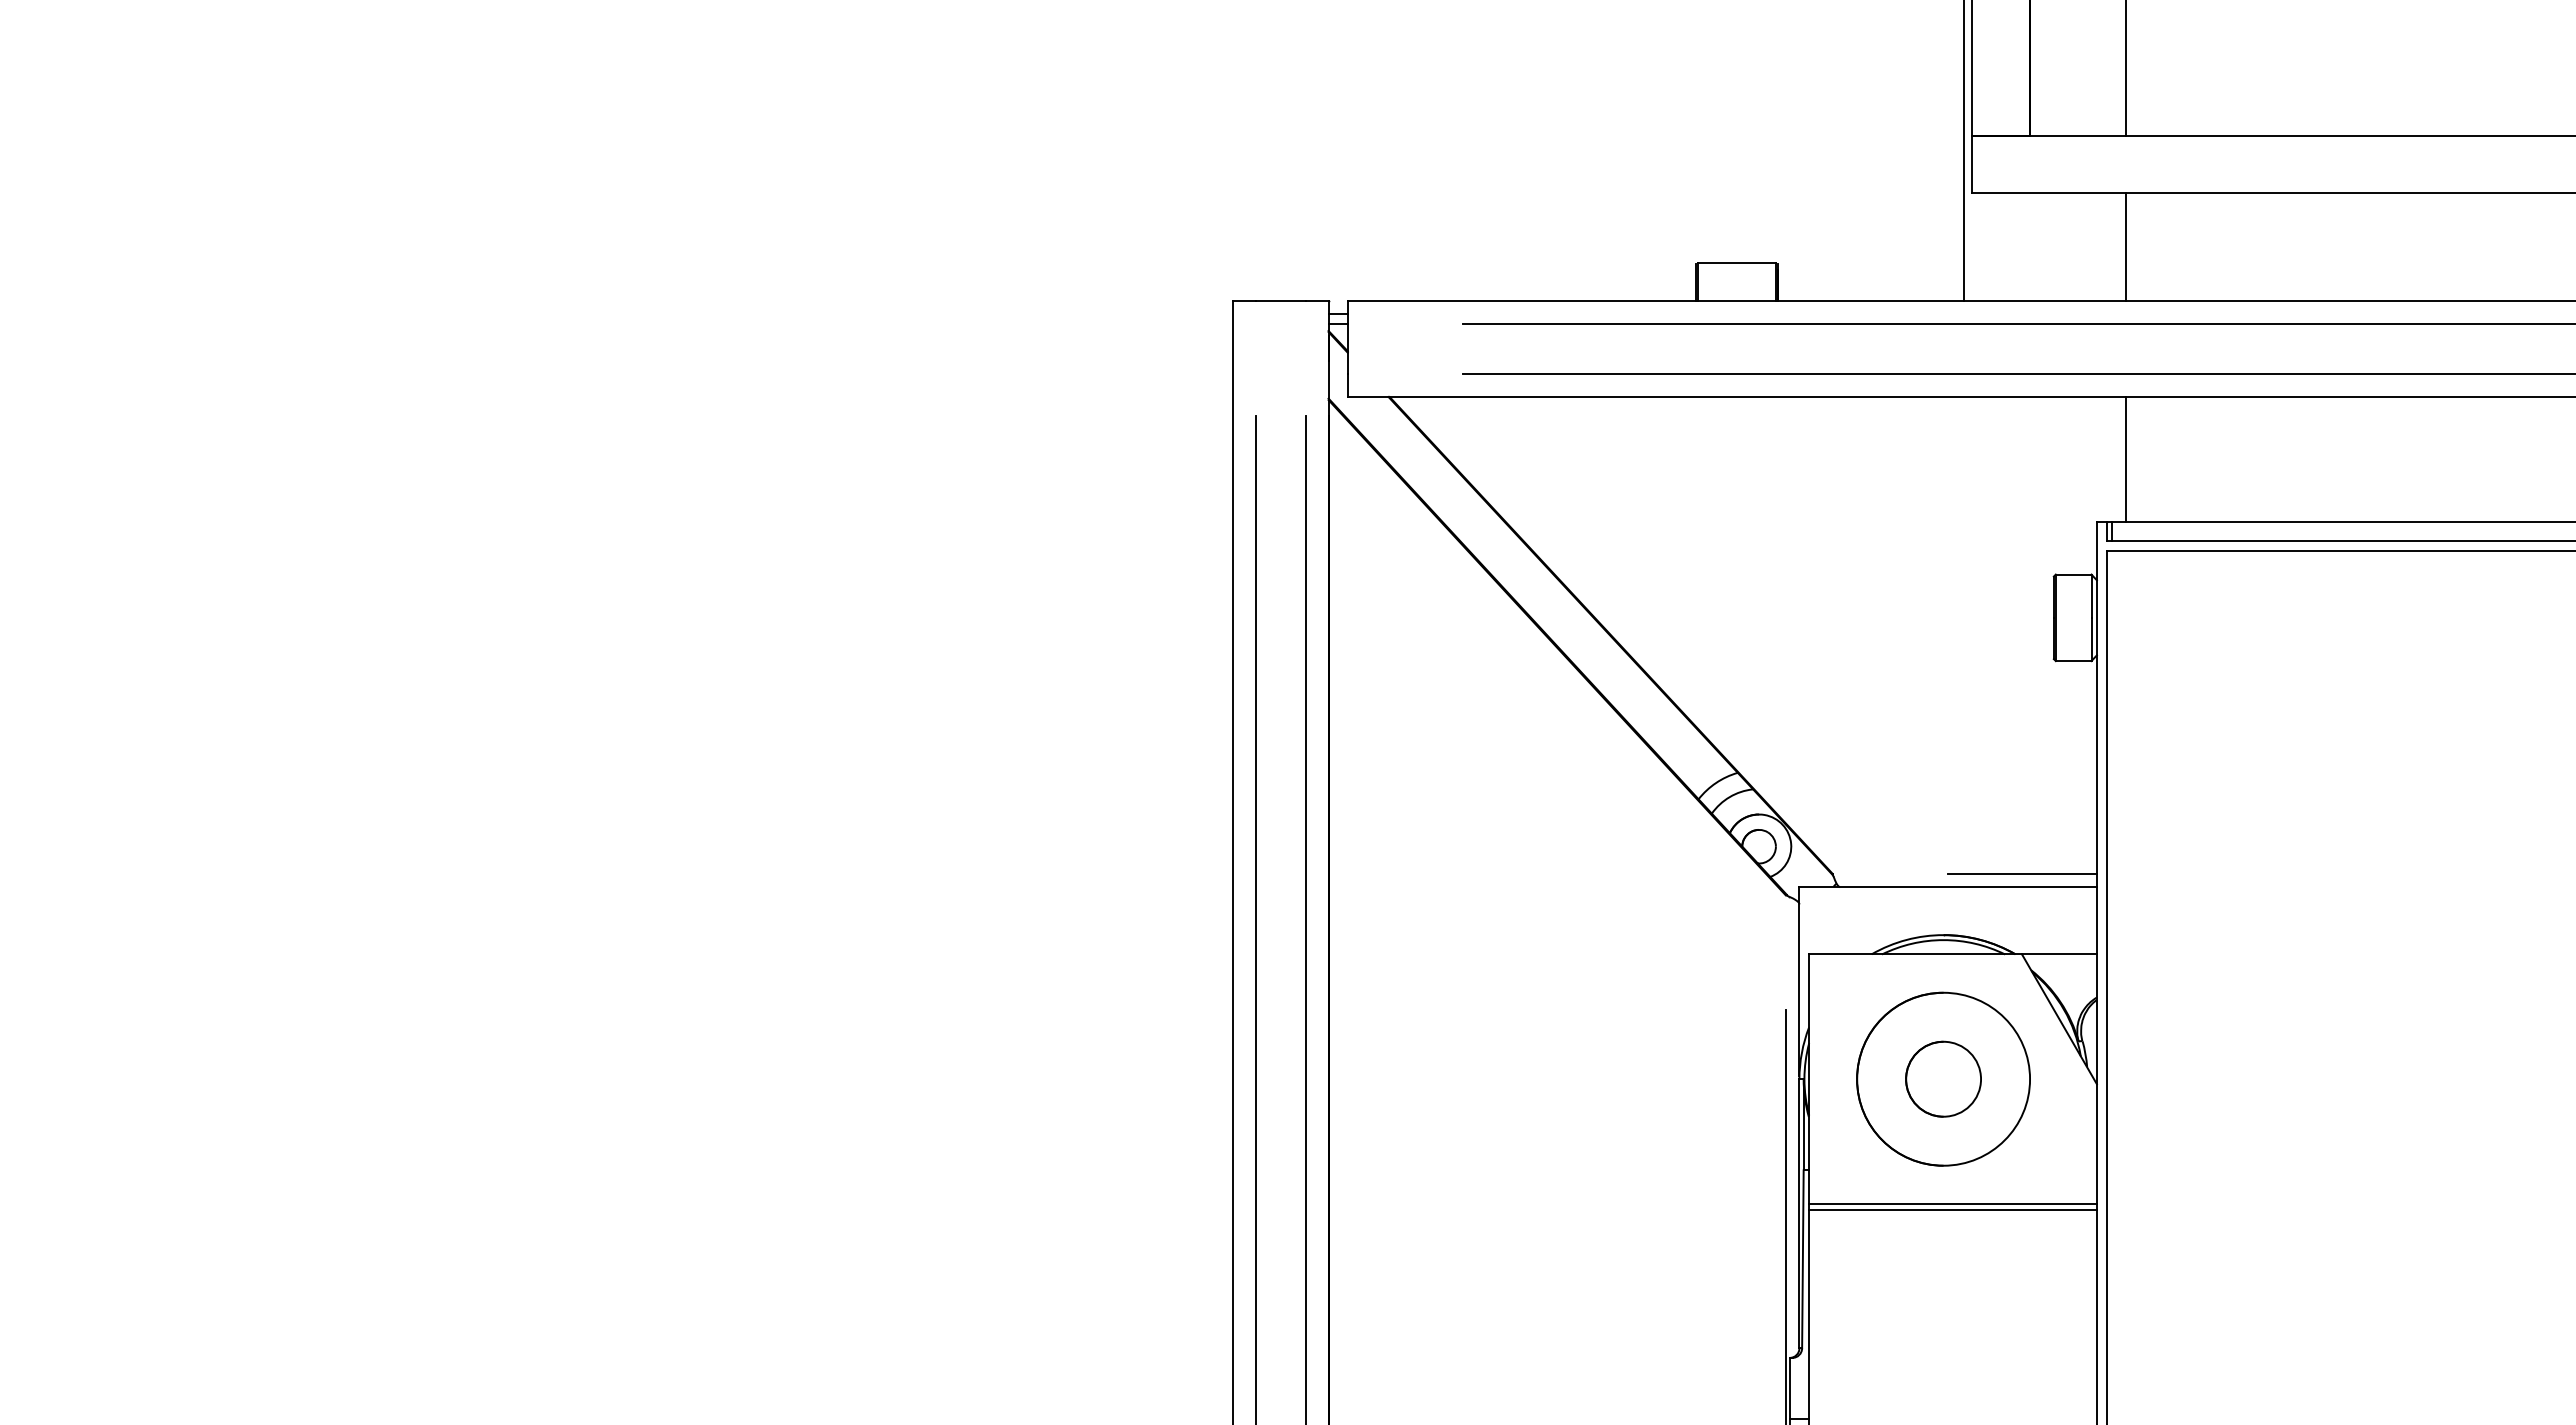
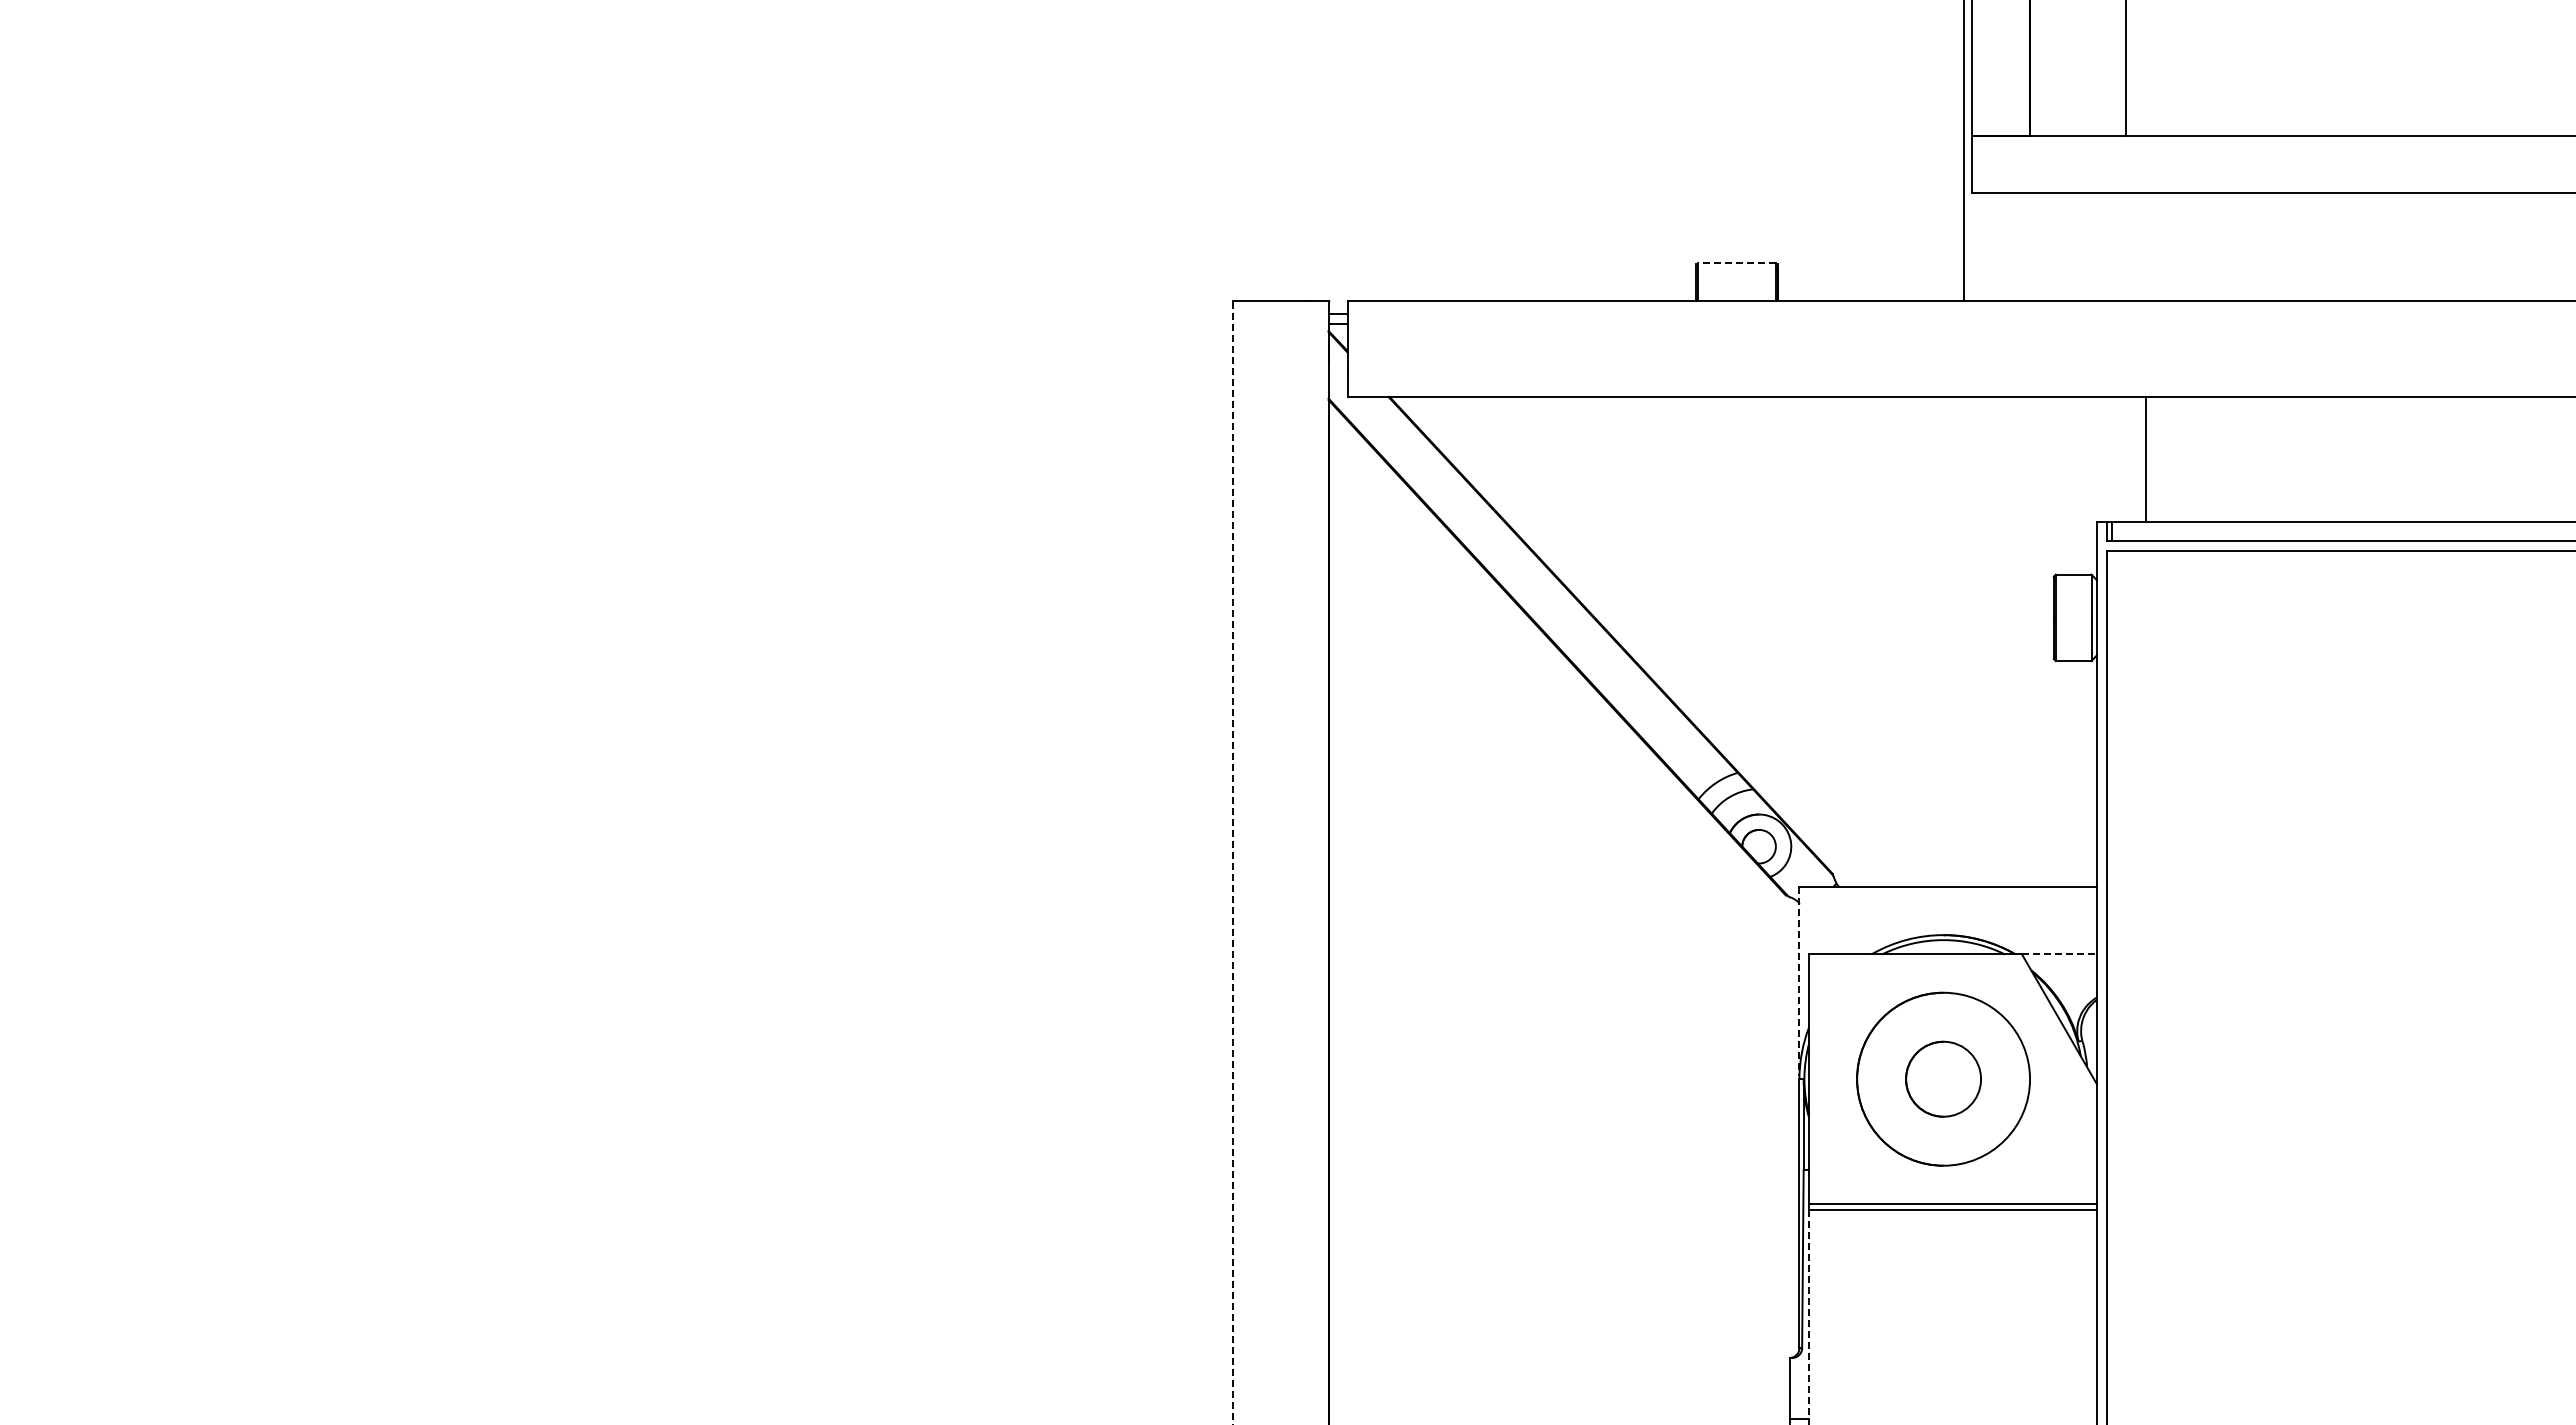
line: present -> none (2126, 246)
line: solid -> dashed (1736, 262)
line: present -> none (2017, 324)
line: present -> none (2017, 373)
line position: (2126, 459) -> (2146, 459) (2146, 459)
line: solid -> dashed (1232, 862)
line: present -> none (2022, 873)
line: present -> none (1255, 918)
line: present -> none (1305, 918)
line: solid -> dashed (2059, 954)
line: solid -> dashed (1799, 981)
line: present -> none (1785, 1215)
line: solid -> dashed (1809, 1317)
